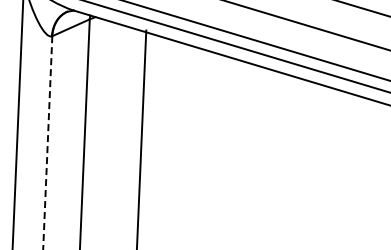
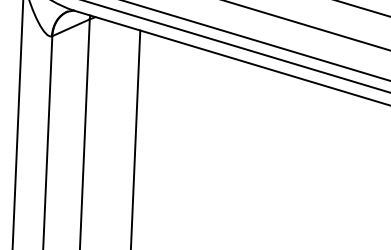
line position: (141, 138) -> (135, 138) (135, 138)
line: dashed -> solid (47, 142)
